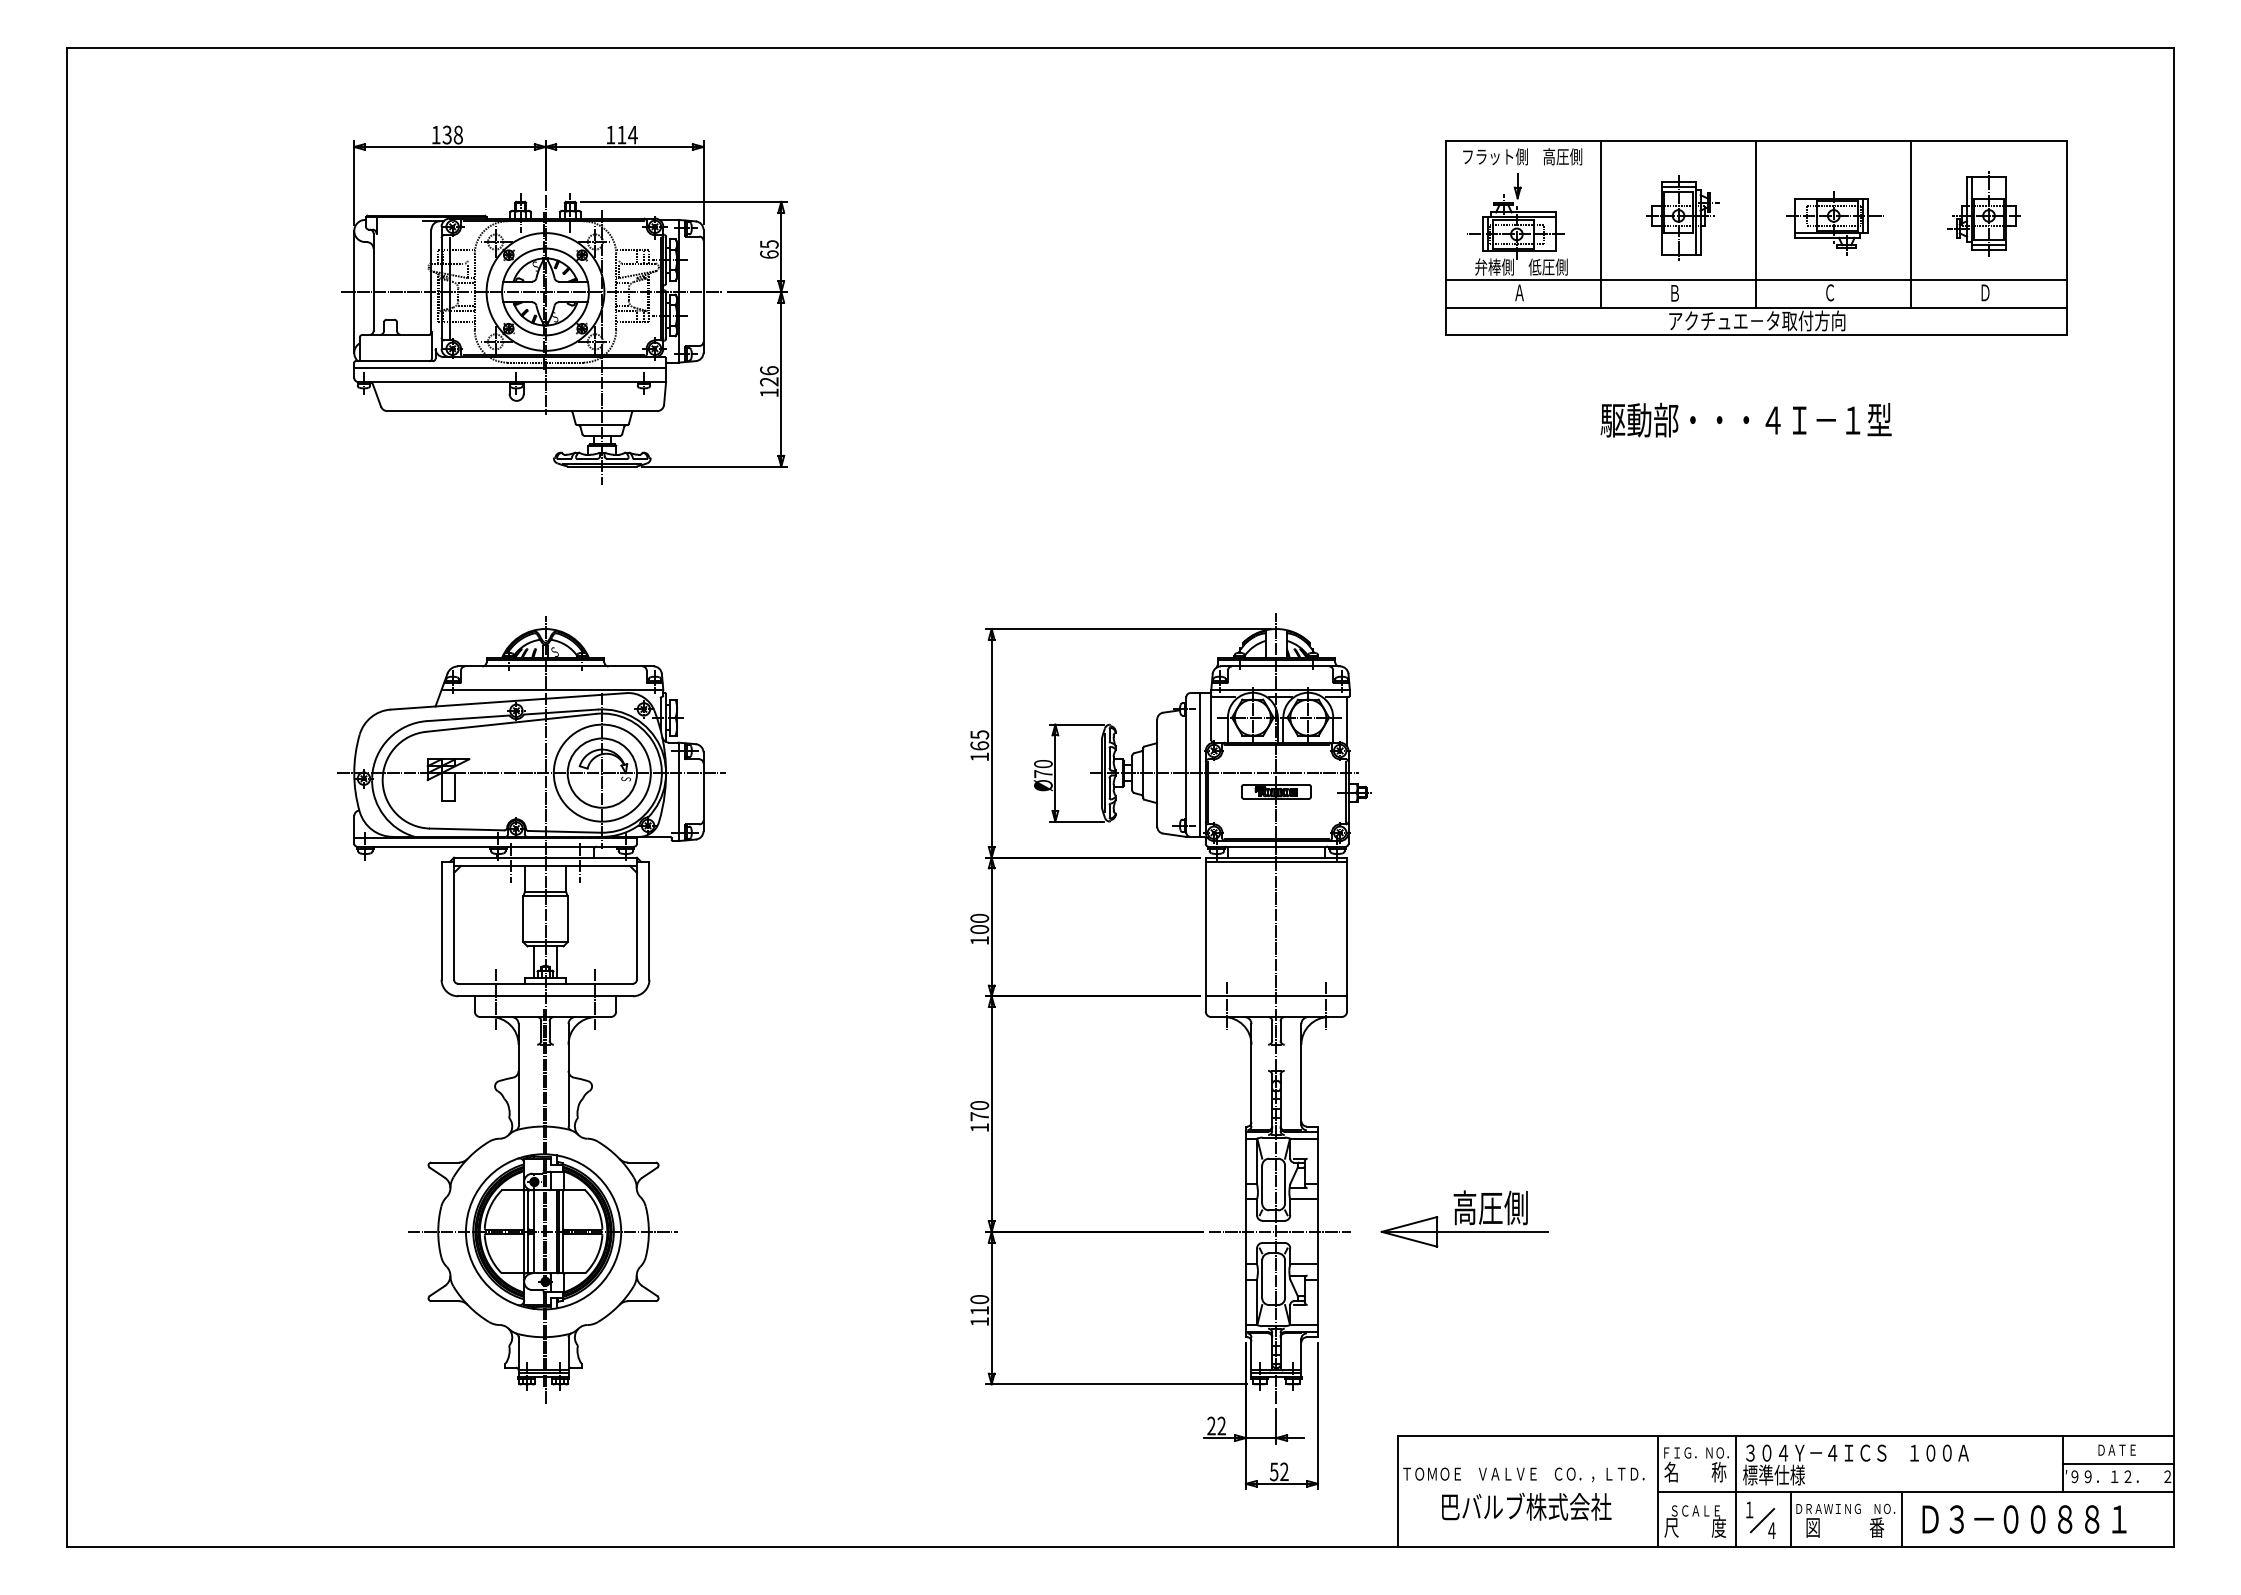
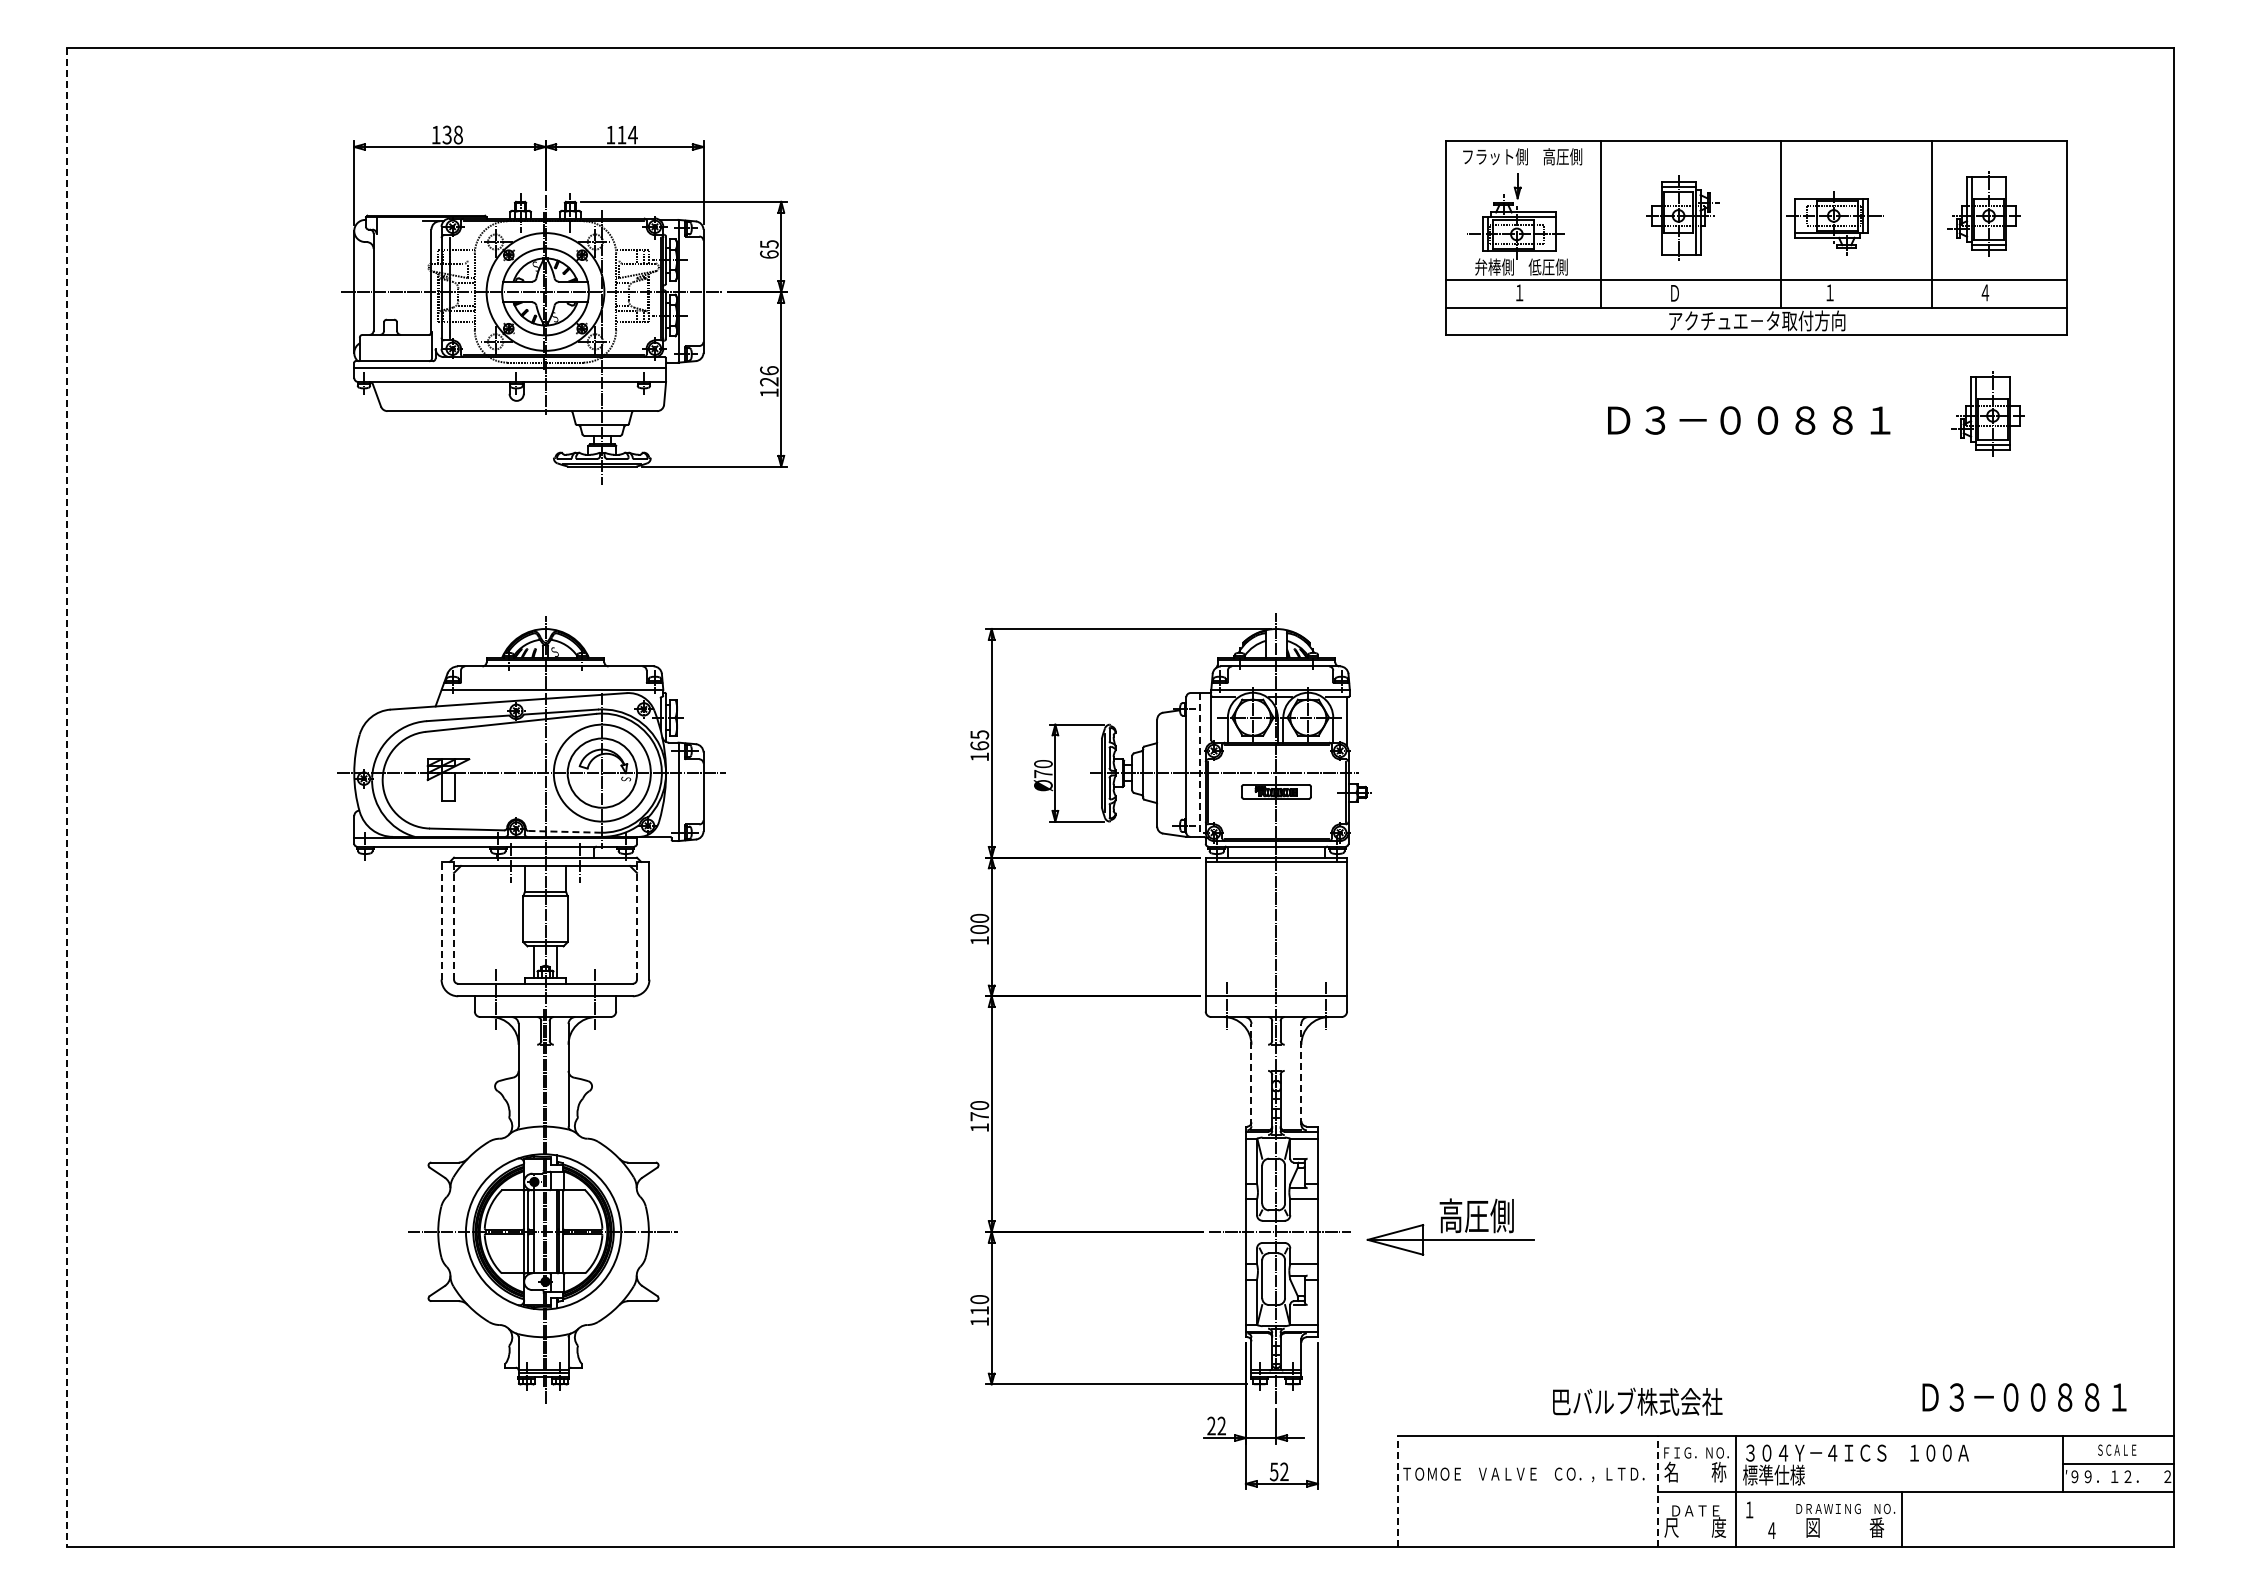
line position: (1756, 224) -> (1781, 224) (1781, 224)
line position: (1911, 224) -> (1932, 224) (1932, 224)
text: Ａ -> １ (1519, 292)
text: Ｃ -> １ (1830, 292)
text: Ｄ -> ４ (1985, 292)
text: Ｂ -> Ｄ (1674, 293)
part: none -> present (1987, 413)
text: 駆動部・・・４Ｉ－１型 -> Ｄ３－００８８１ (1745, 419)
line: solid -> dashed (1200, 764)
line: solid -> dashed (67, 797)
line: solid -> dashed (565, 831)
line: solid -> dashed (454, 918)
line: solid -> dashed (636, 918)
line: solid -> dashed (441, 920)
line: solid -> dashed (1301, 1073)
line: solid -> dashed (1251, 1074)
part position: (1464, 1218) -> (1450, 1226) (1450, 1226)
text: ＤＡＴＥ -> ＳＣＡＬＥ (2117, 1449)
line: solid -> dashed (1397, 1491)
line: solid -> dashed (1658, 1491)
text position: (1526, 1506) -> (1637, 1401) (1637, 1401)
text: ＳＣＡＬＥ -> ＤＡＴＥ (1695, 1510)
line: present -> none (1791, 1519)
text position: (2024, 1519) -> (2024, 1397) (2024, 1397)
line: present -> none (1762, 1520)
